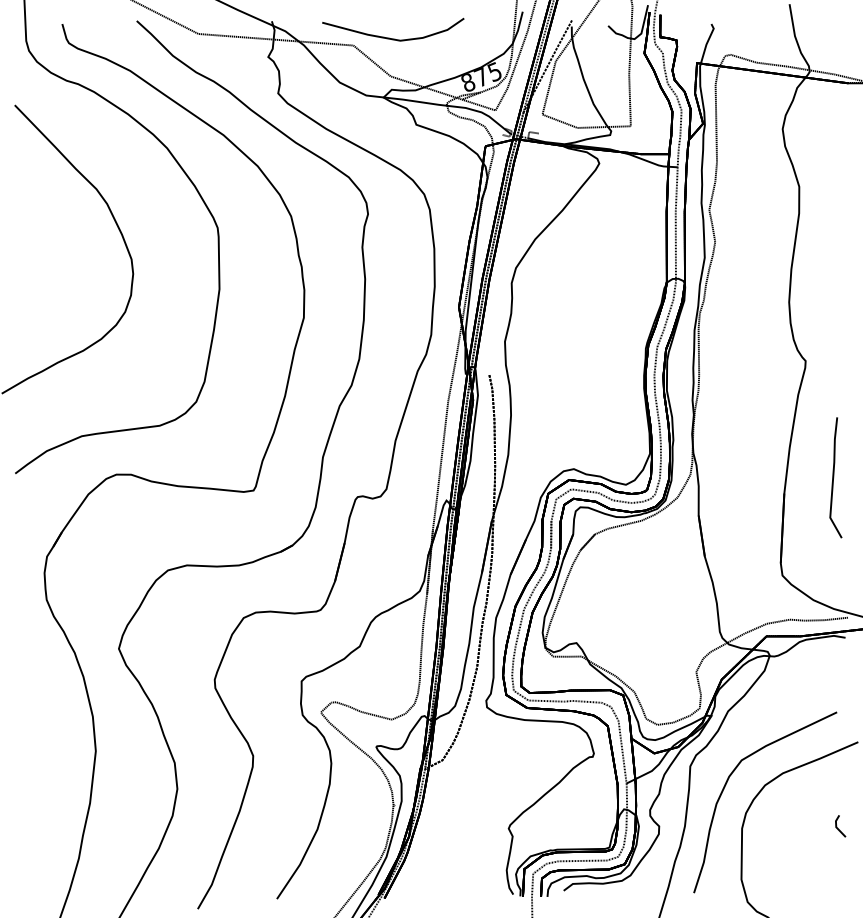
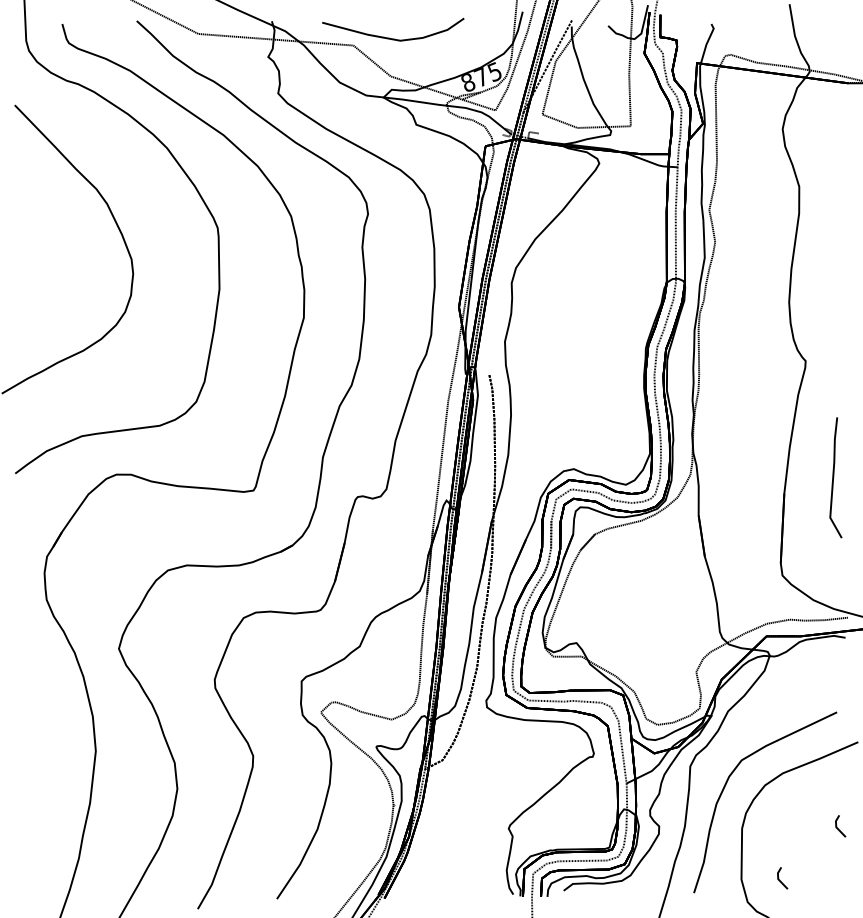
part: none -> present (782, 878)
